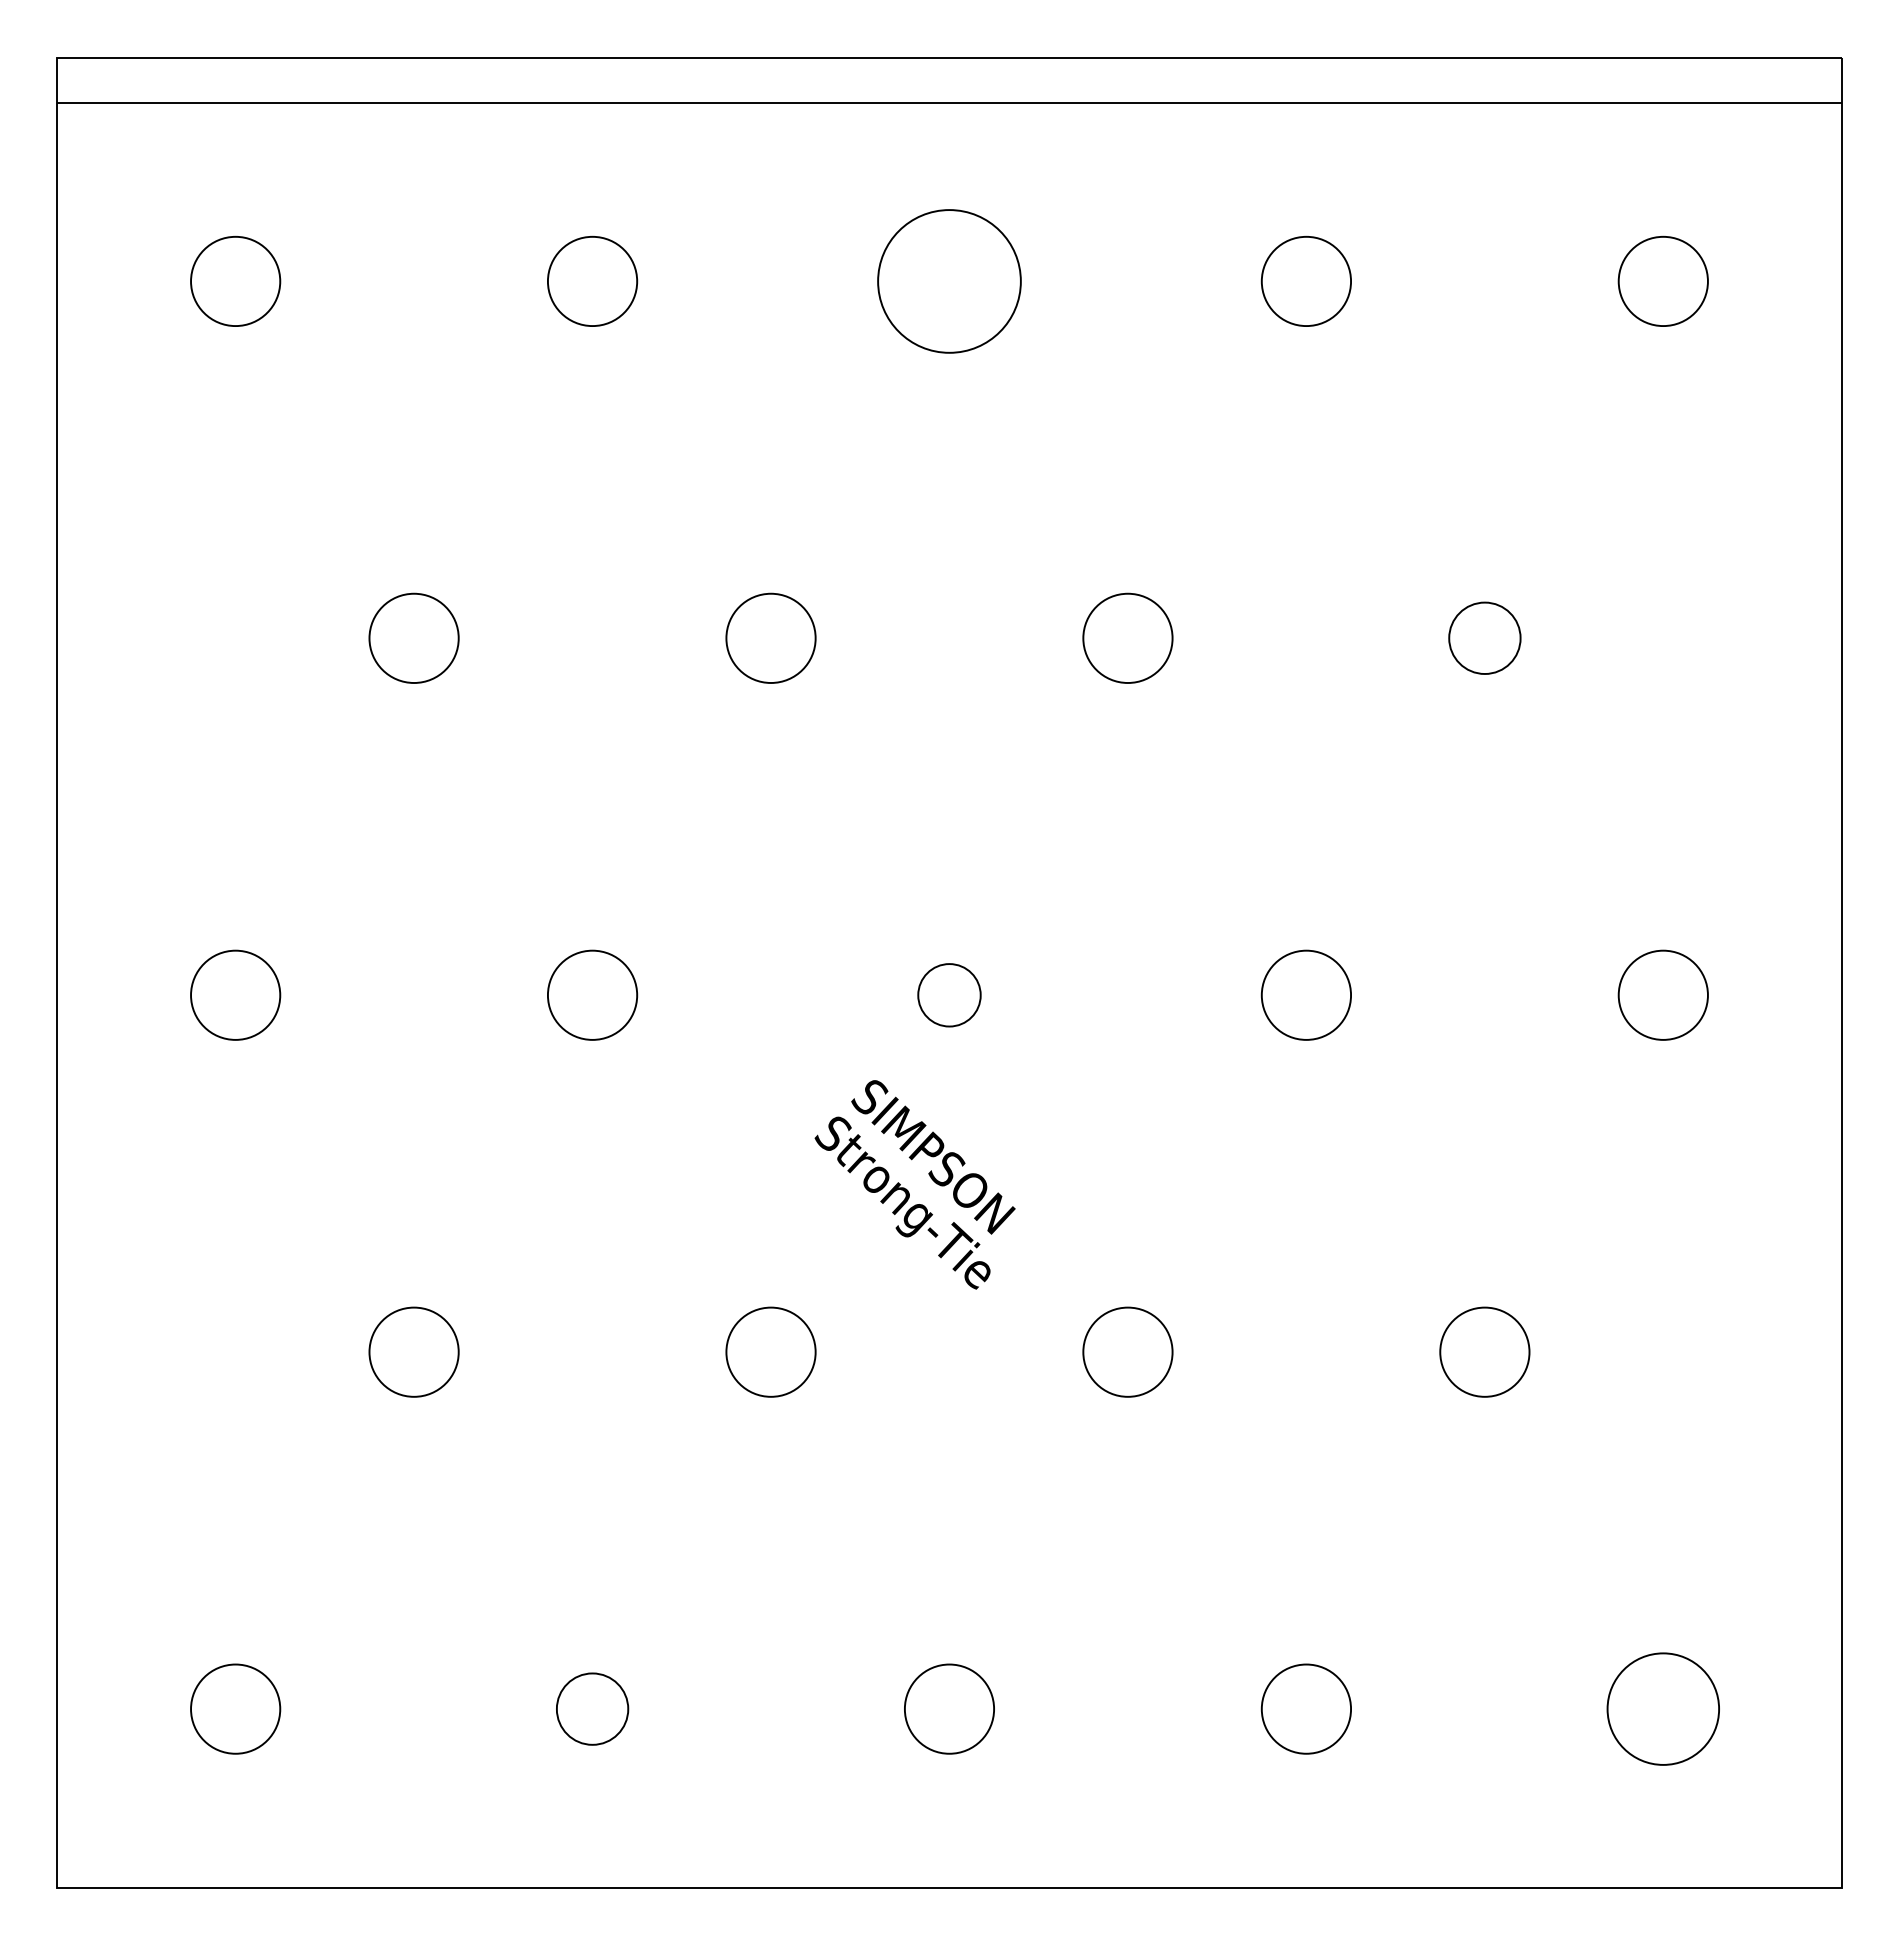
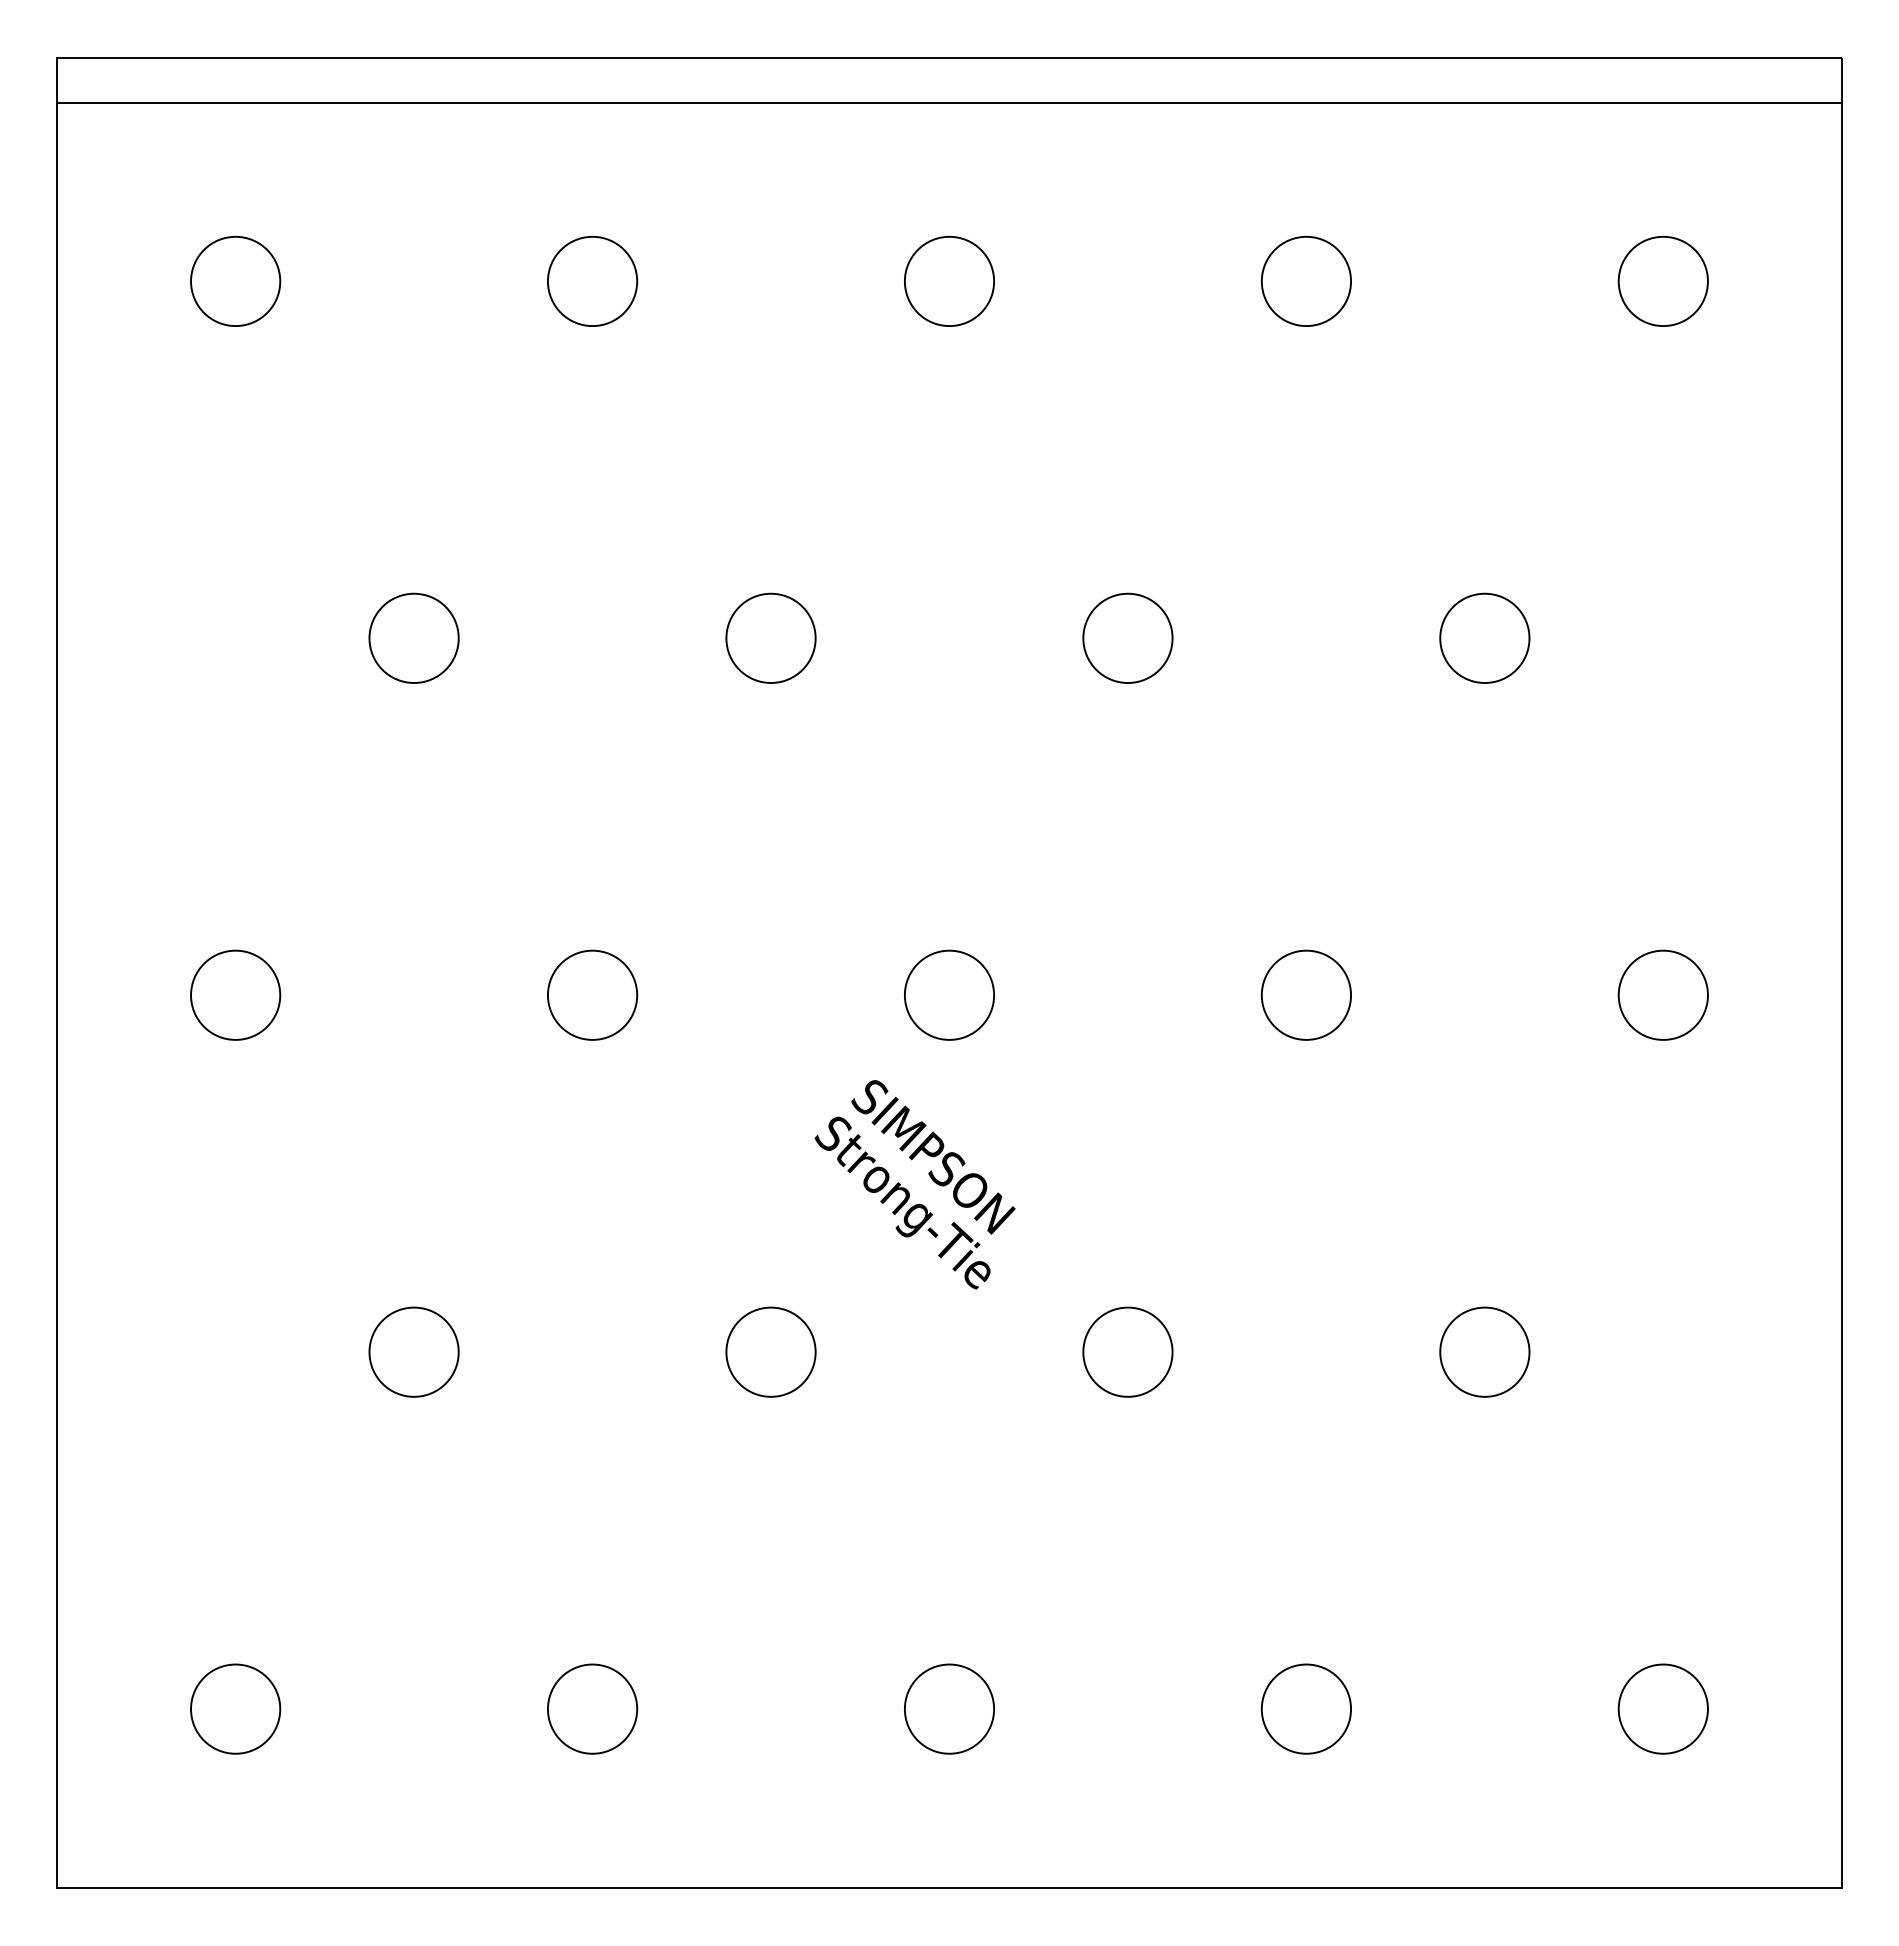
circle diameter: 143 px -> 89 px (949, 281)
circle size: 74x74 px -> 92x92 px (1484, 637)
circle diameter: 62 px -> 89 px (949, 994)
circle diameter: 71 px -> 89 px (592, 1708)
circle diameter: 112 px -> 89 px (1662, 1708)
